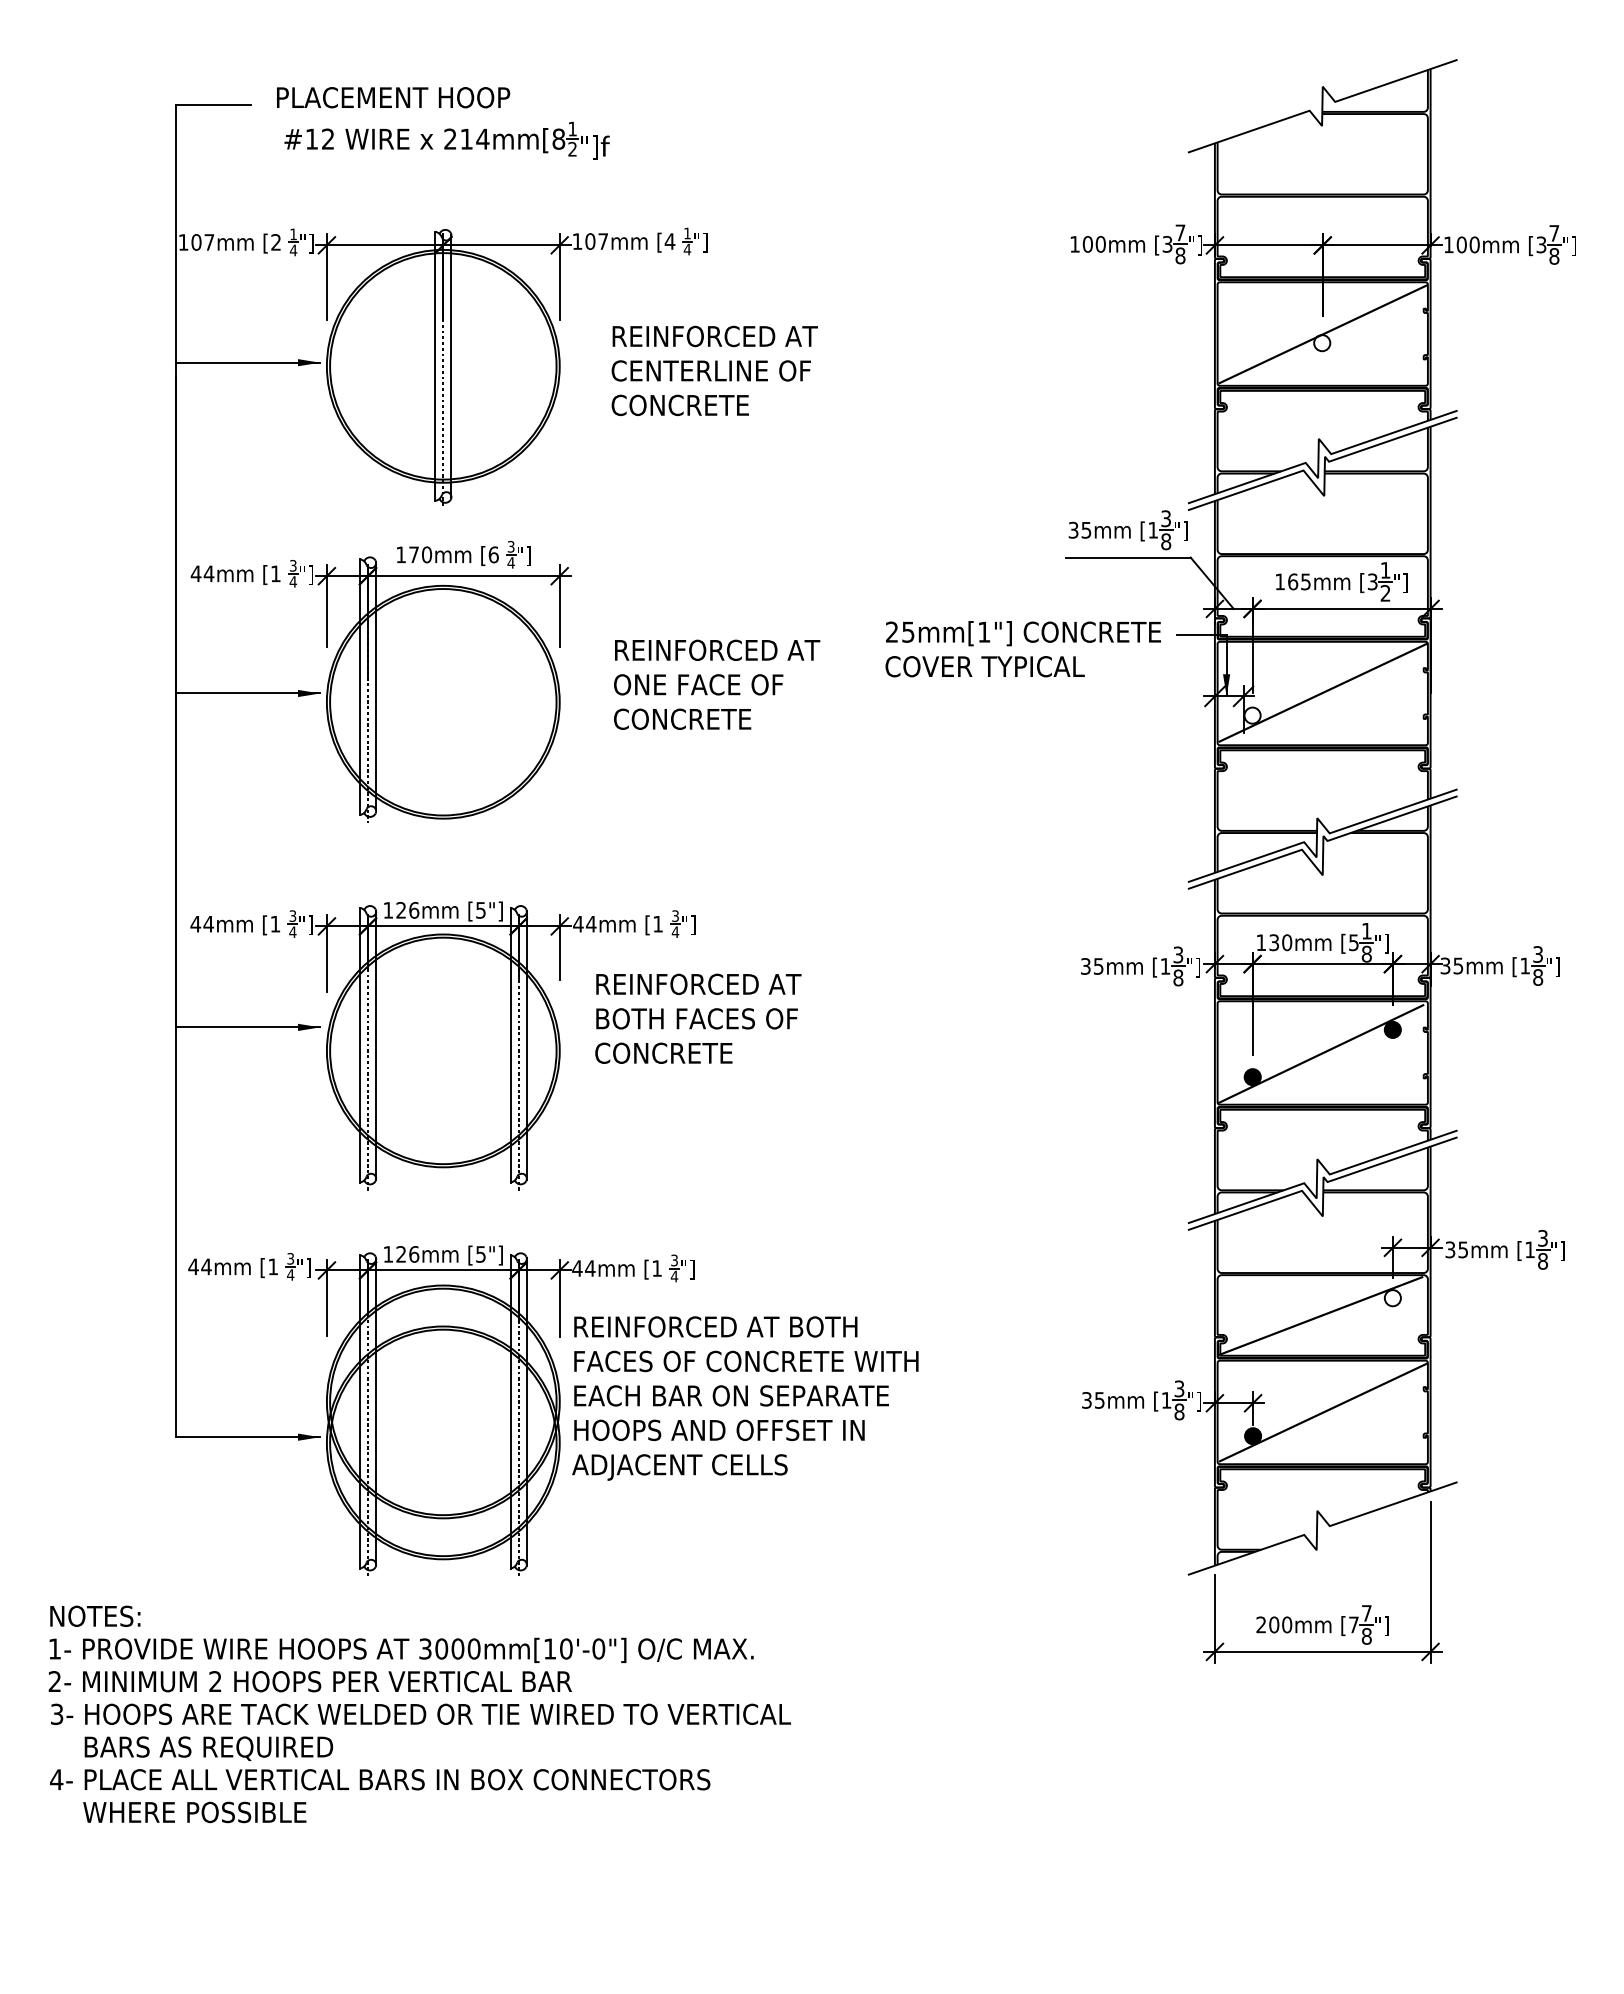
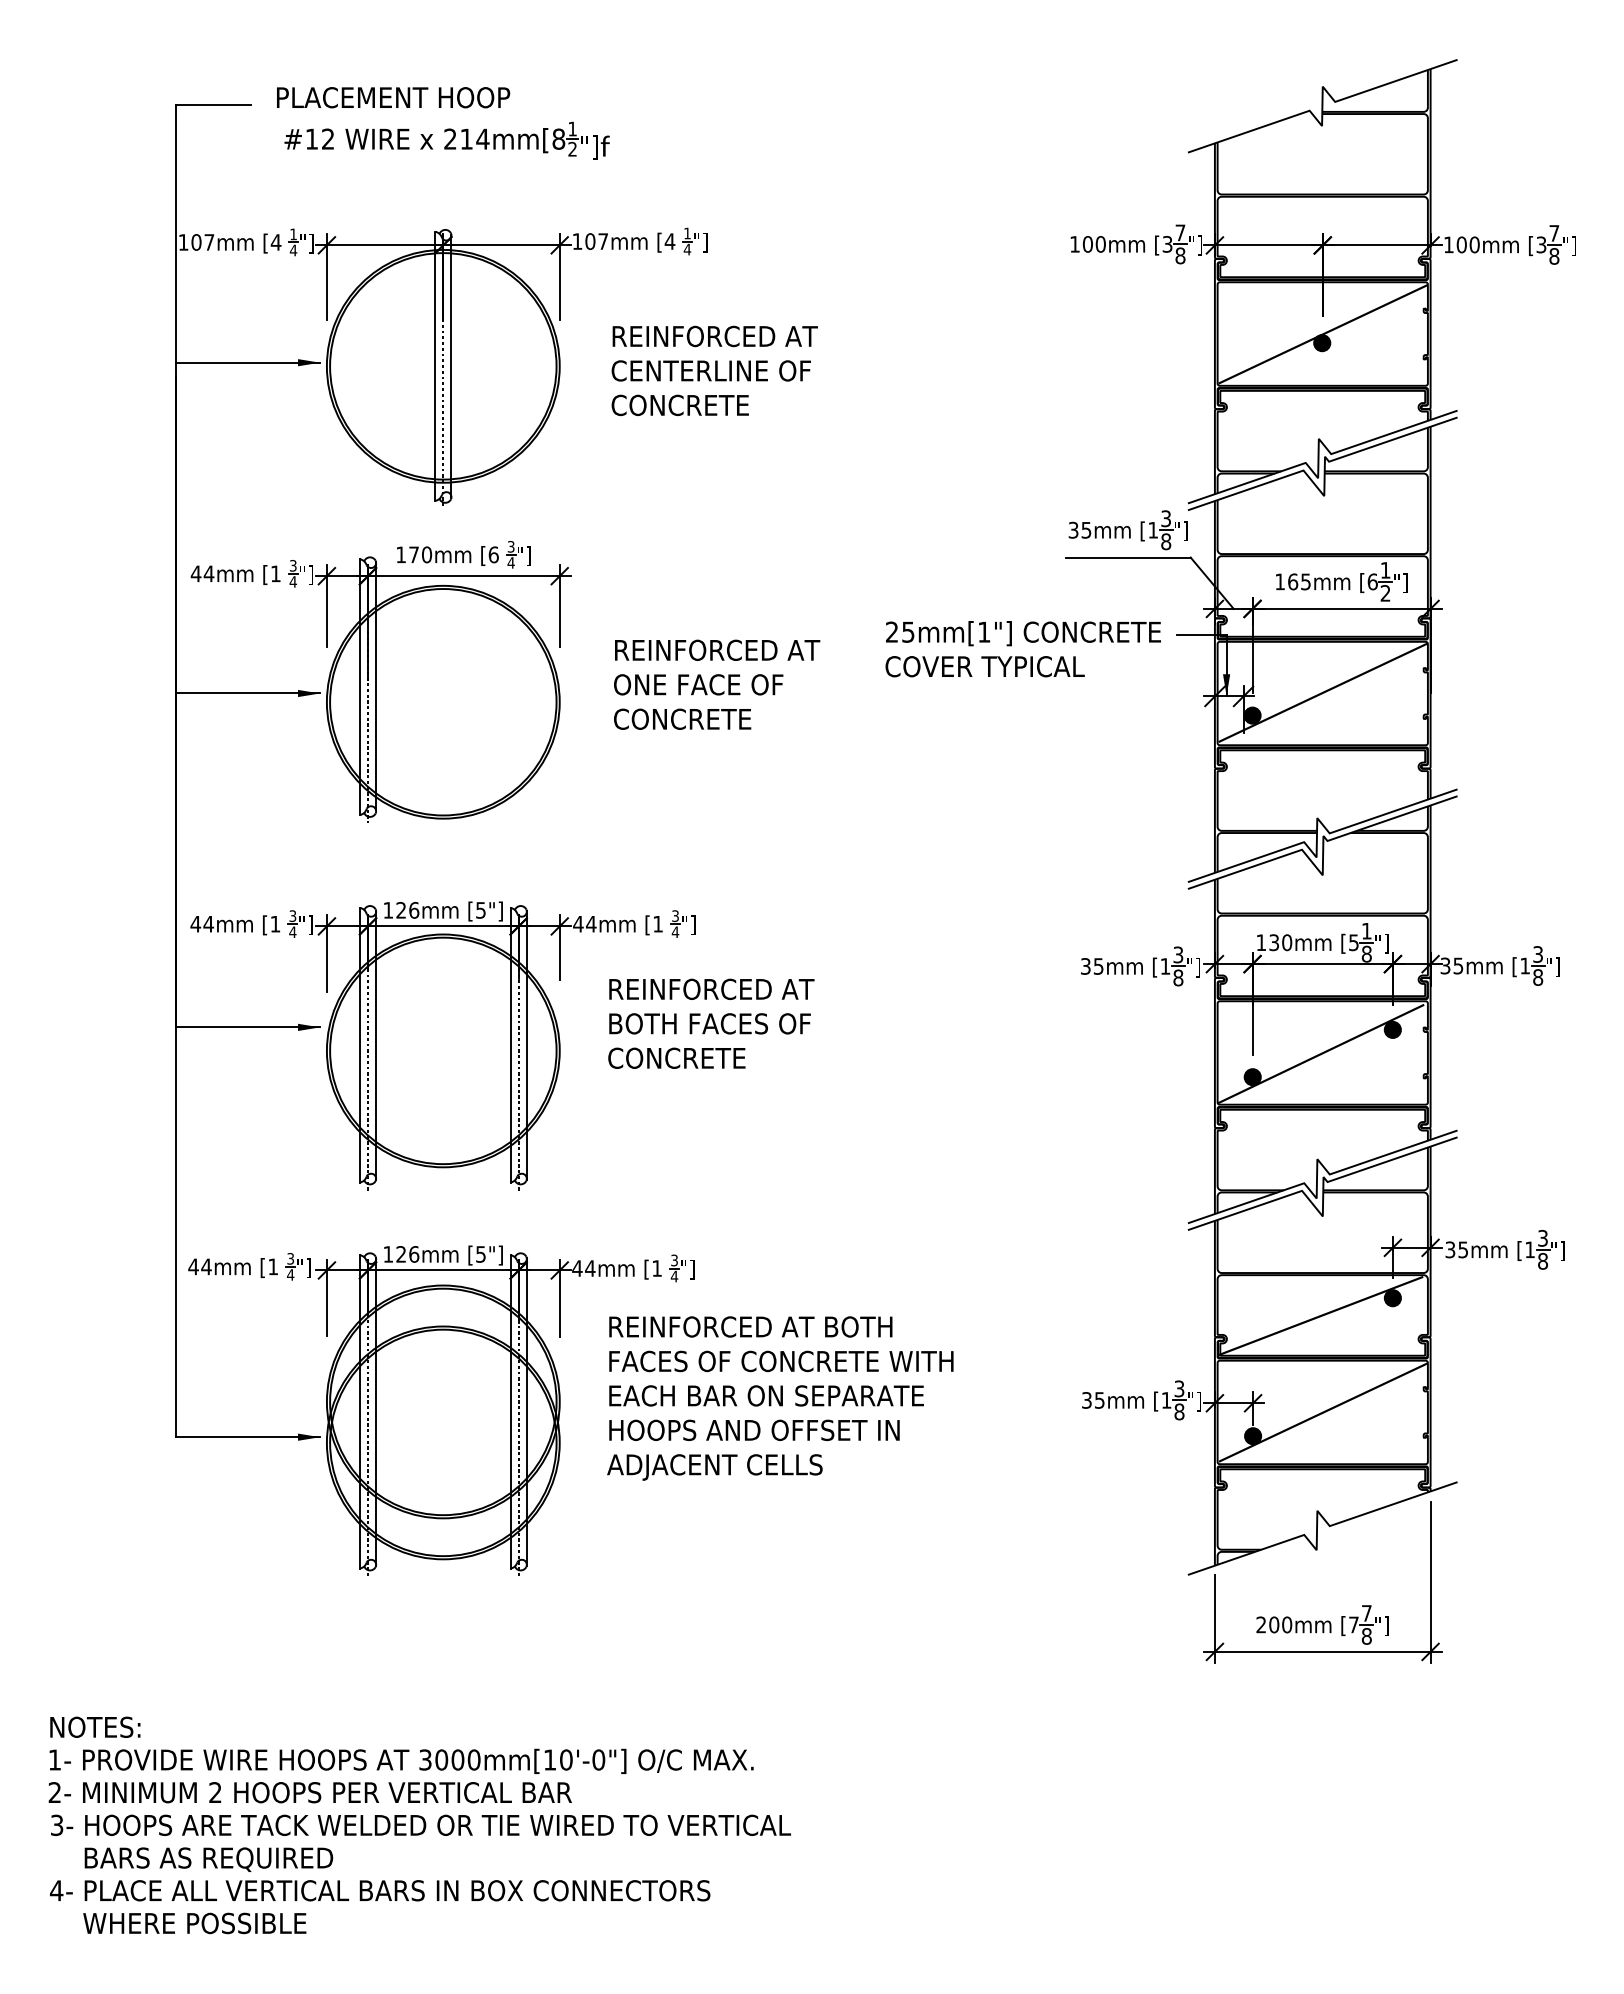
text: [2 -> [4 (275, 242)
fill: none -> present (1322, 343)
text: [3 -> [6 (1372, 581)
fill: none -> present (1252, 715)
text position: (698, 1018) -> (711, 1023) (711, 1023)
fill: none -> present (1392, 1298)
text position: (745, 1398) -> (780, 1398) (780, 1398)
text position: (419, 1714) -> (419, 1825) (419, 1825)
